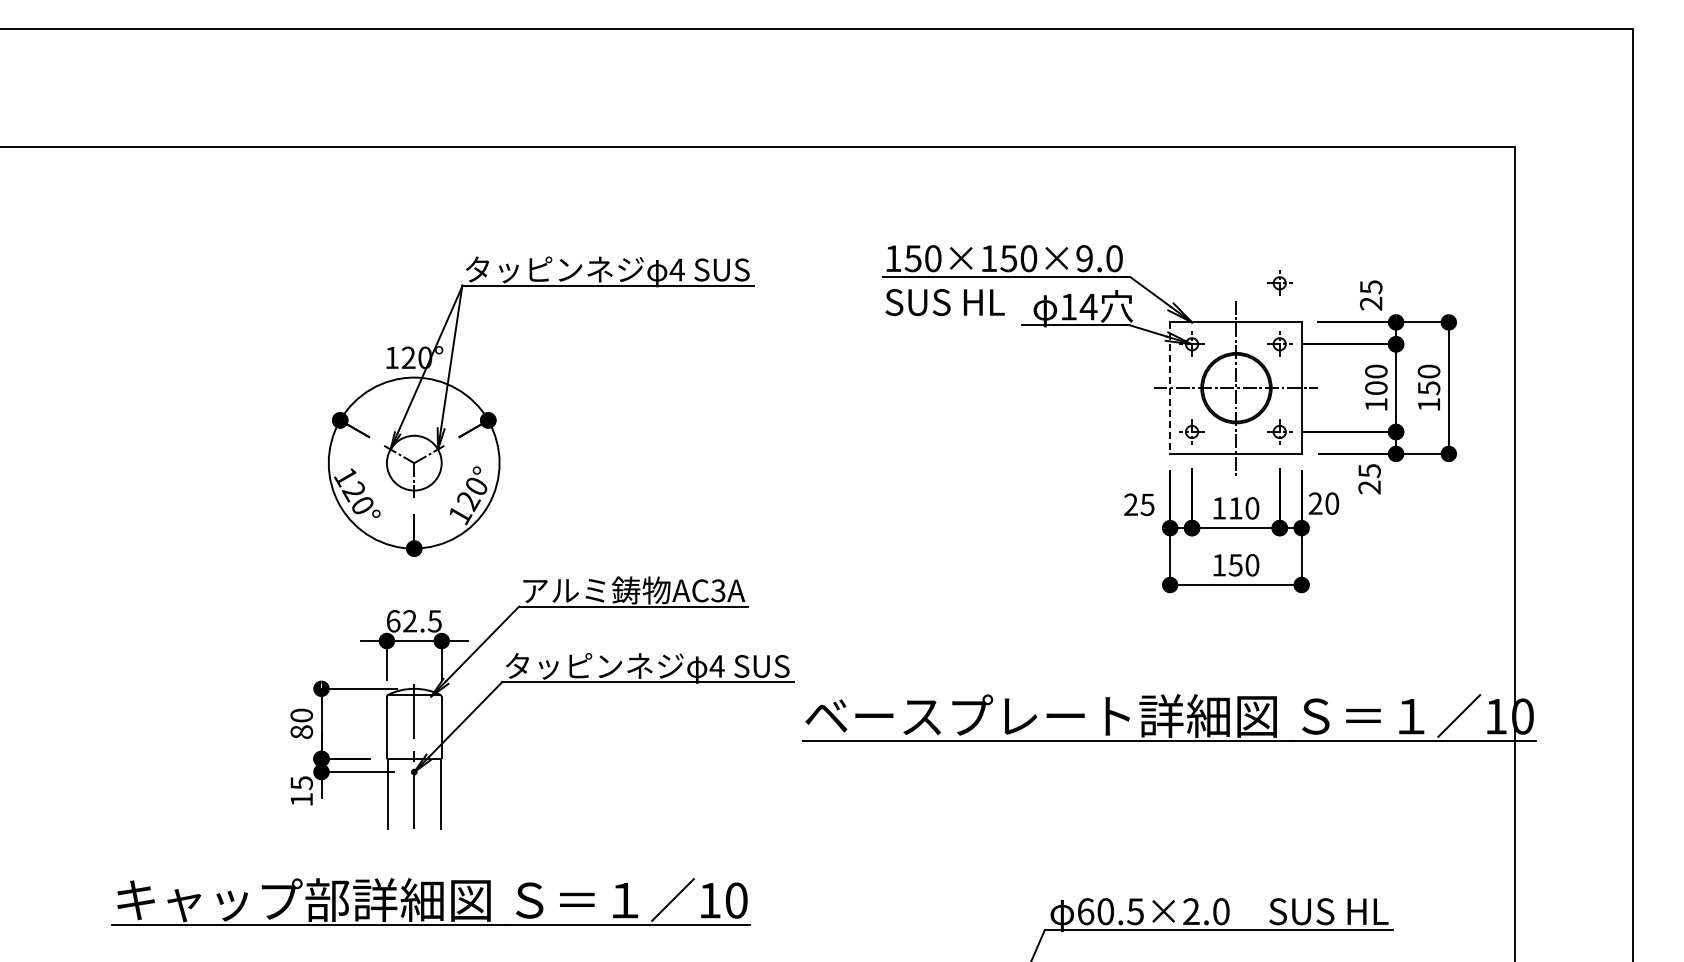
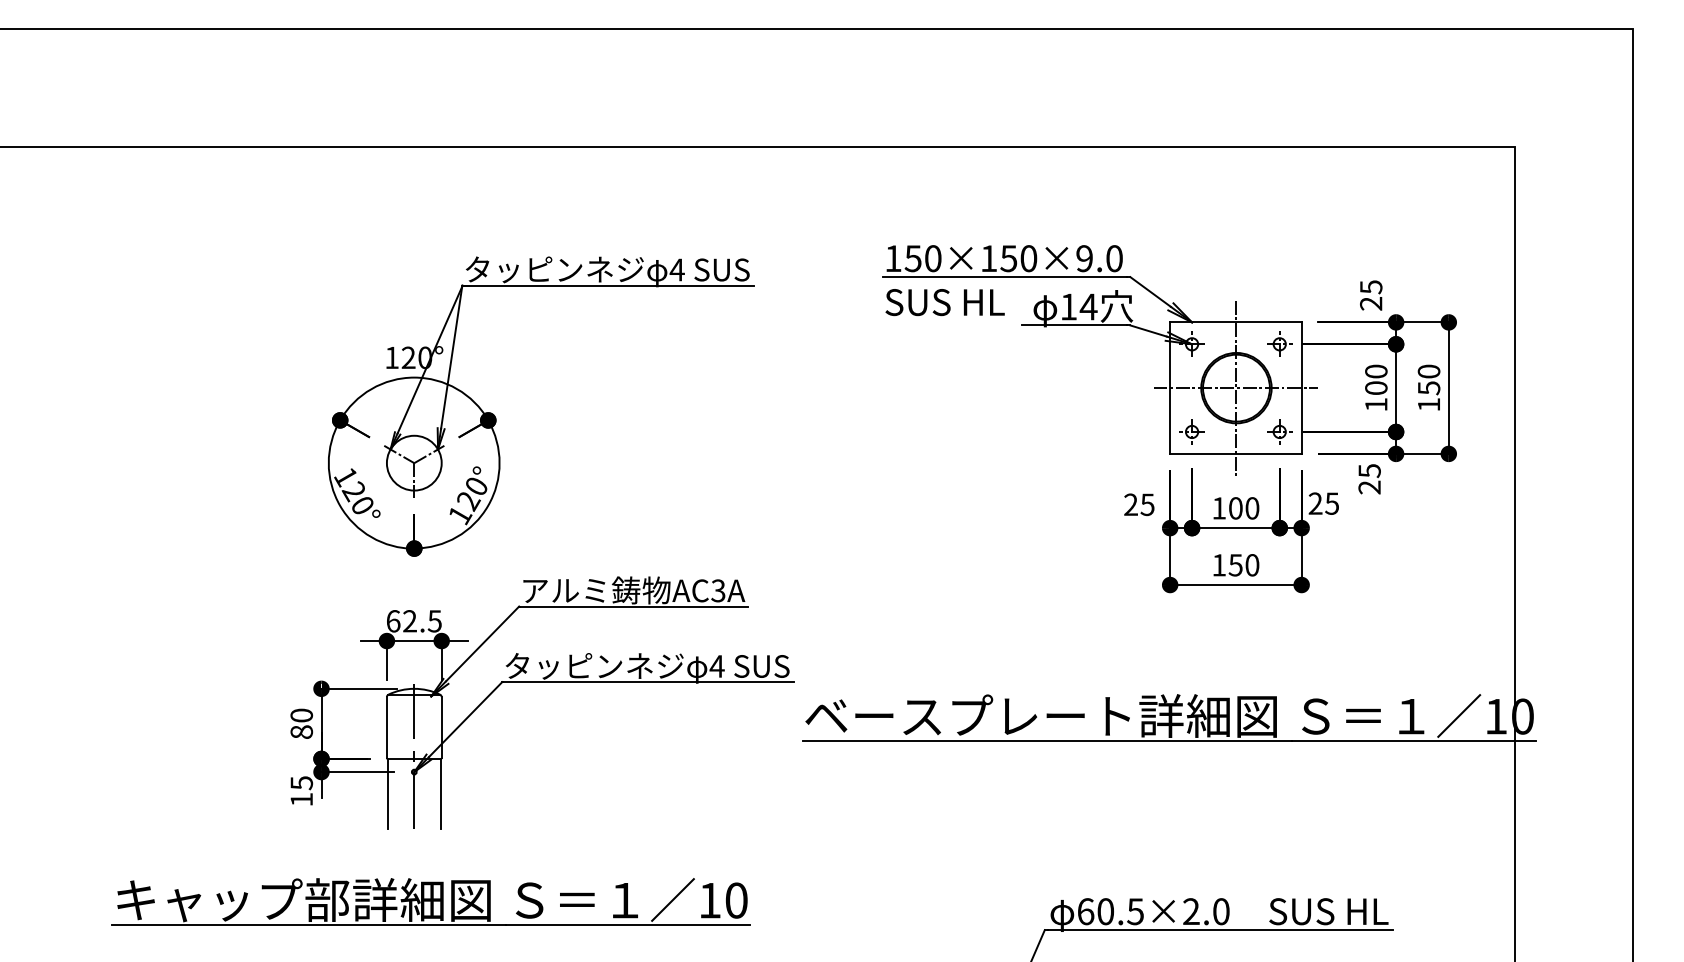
part: present -> none (1279, 282)
line: dashed -> solid (1170, 388)
text: 20 -> 25 (1332, 503)
text: 110 -> 100 (1235, 508)
